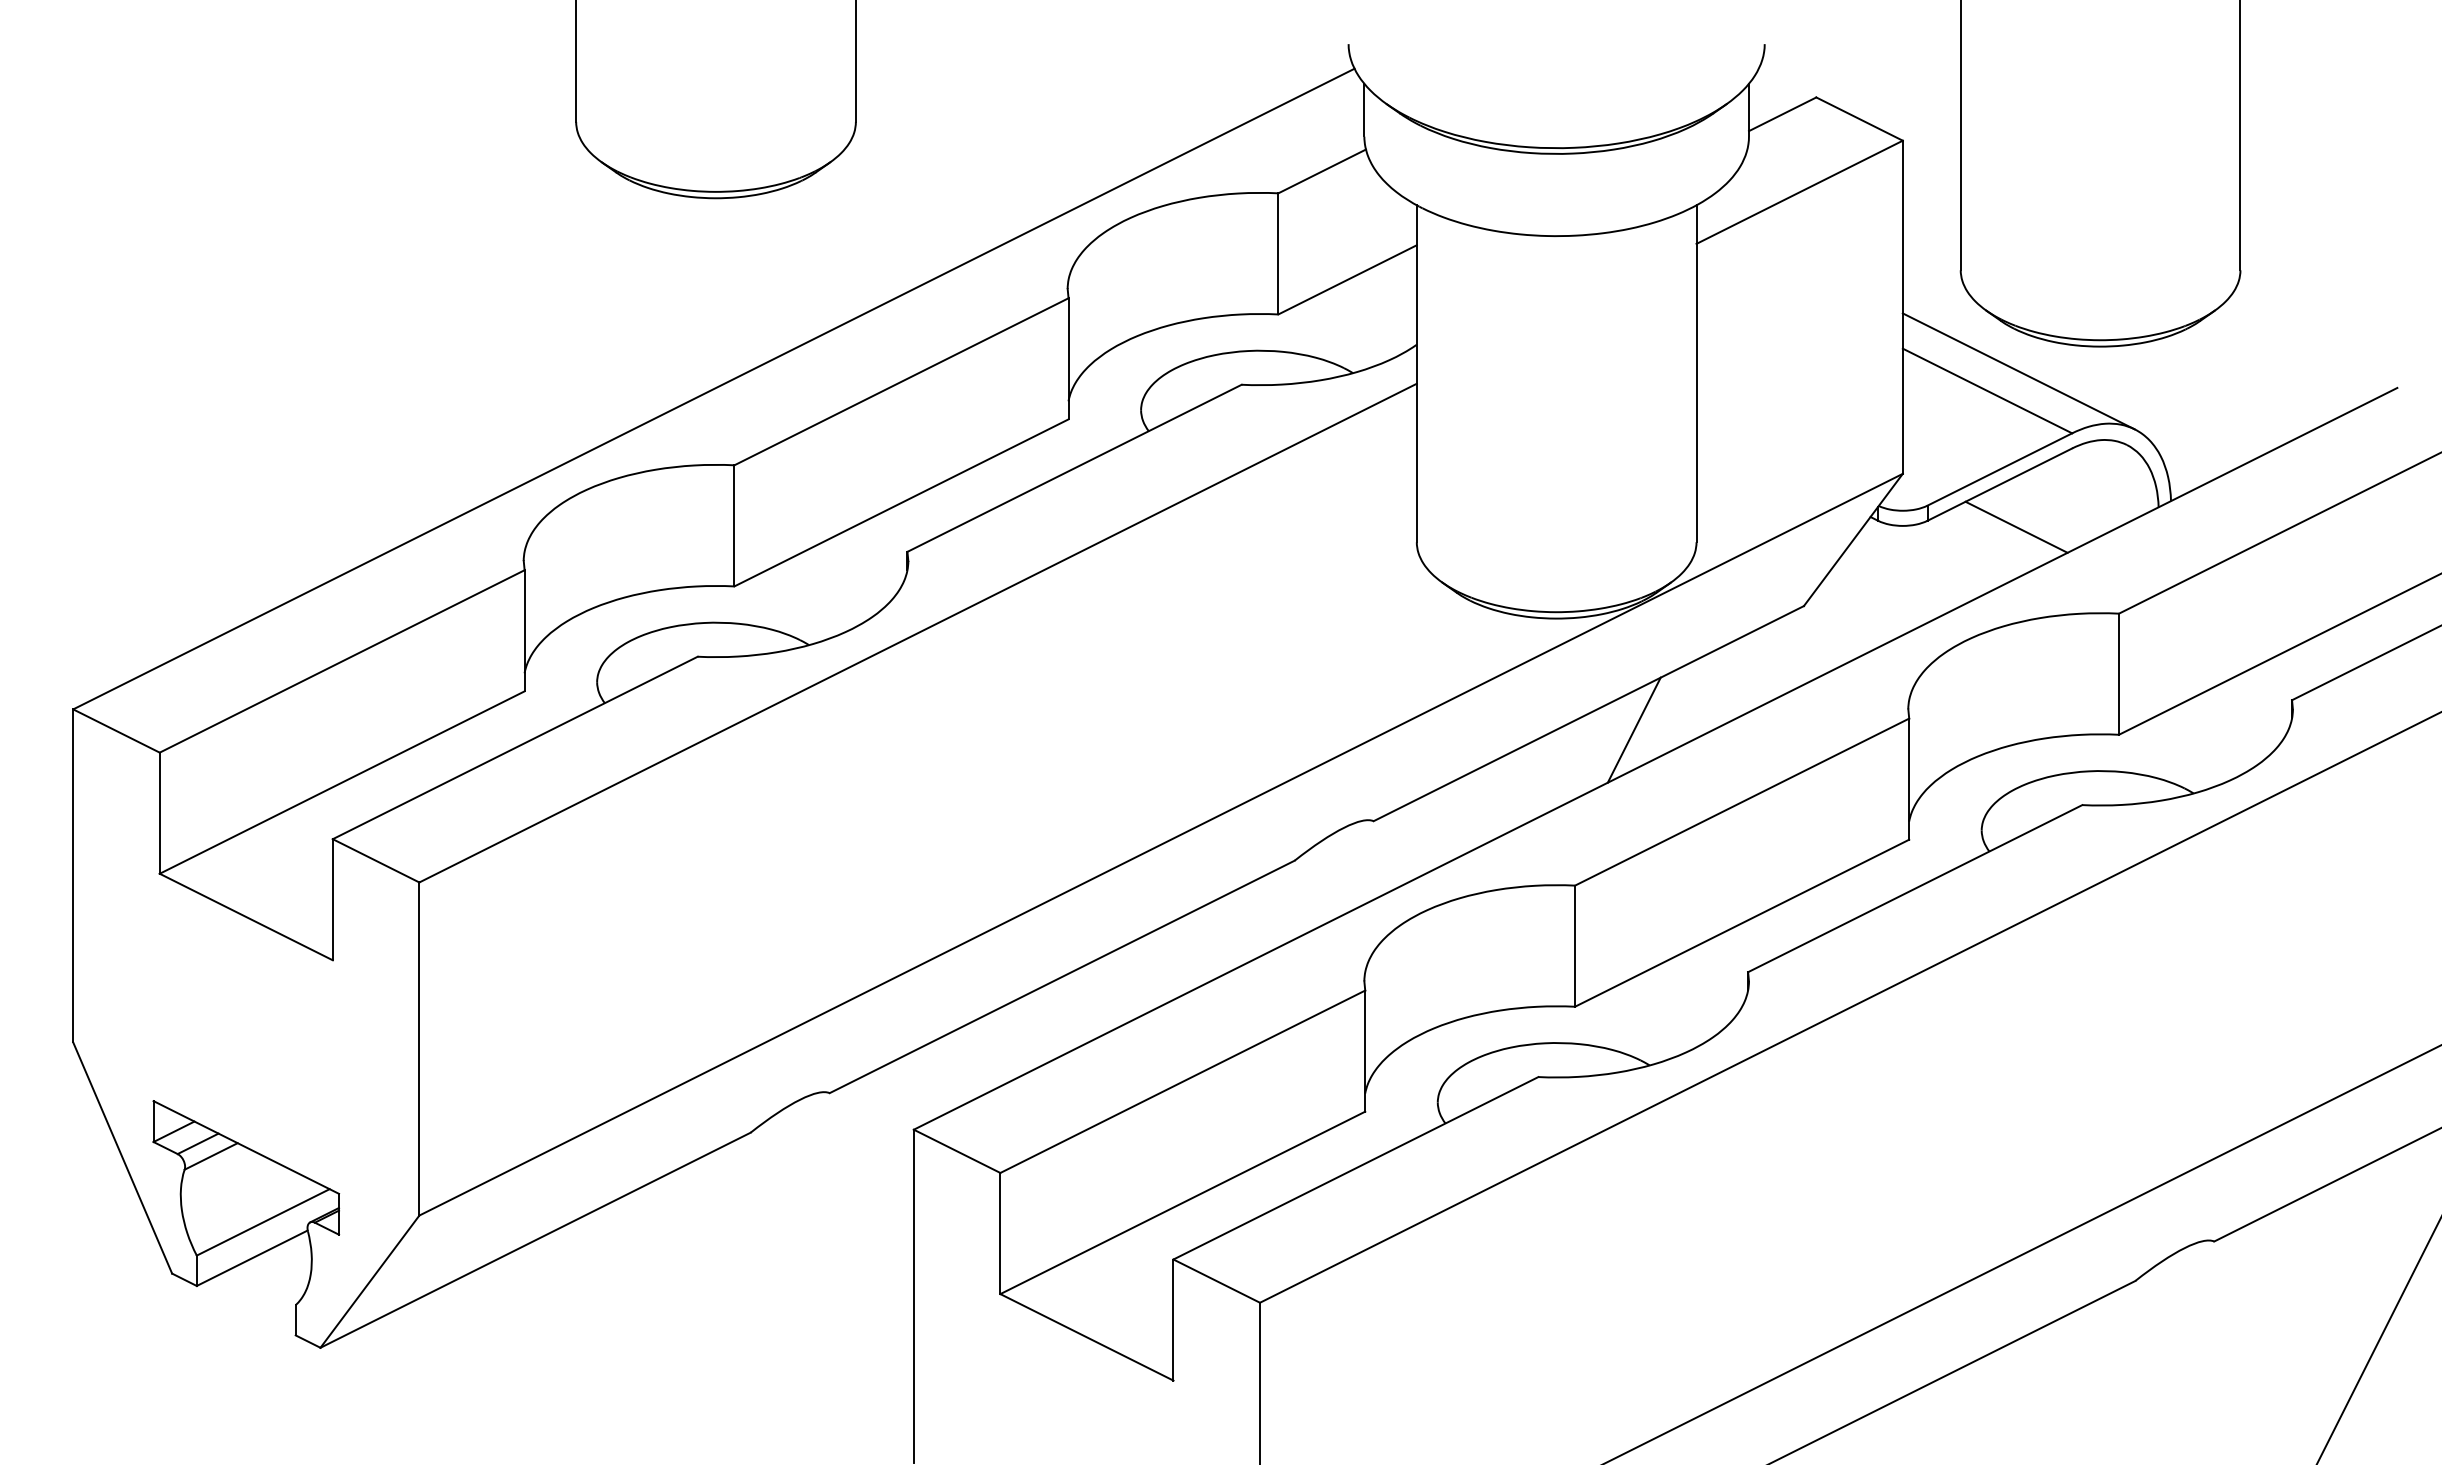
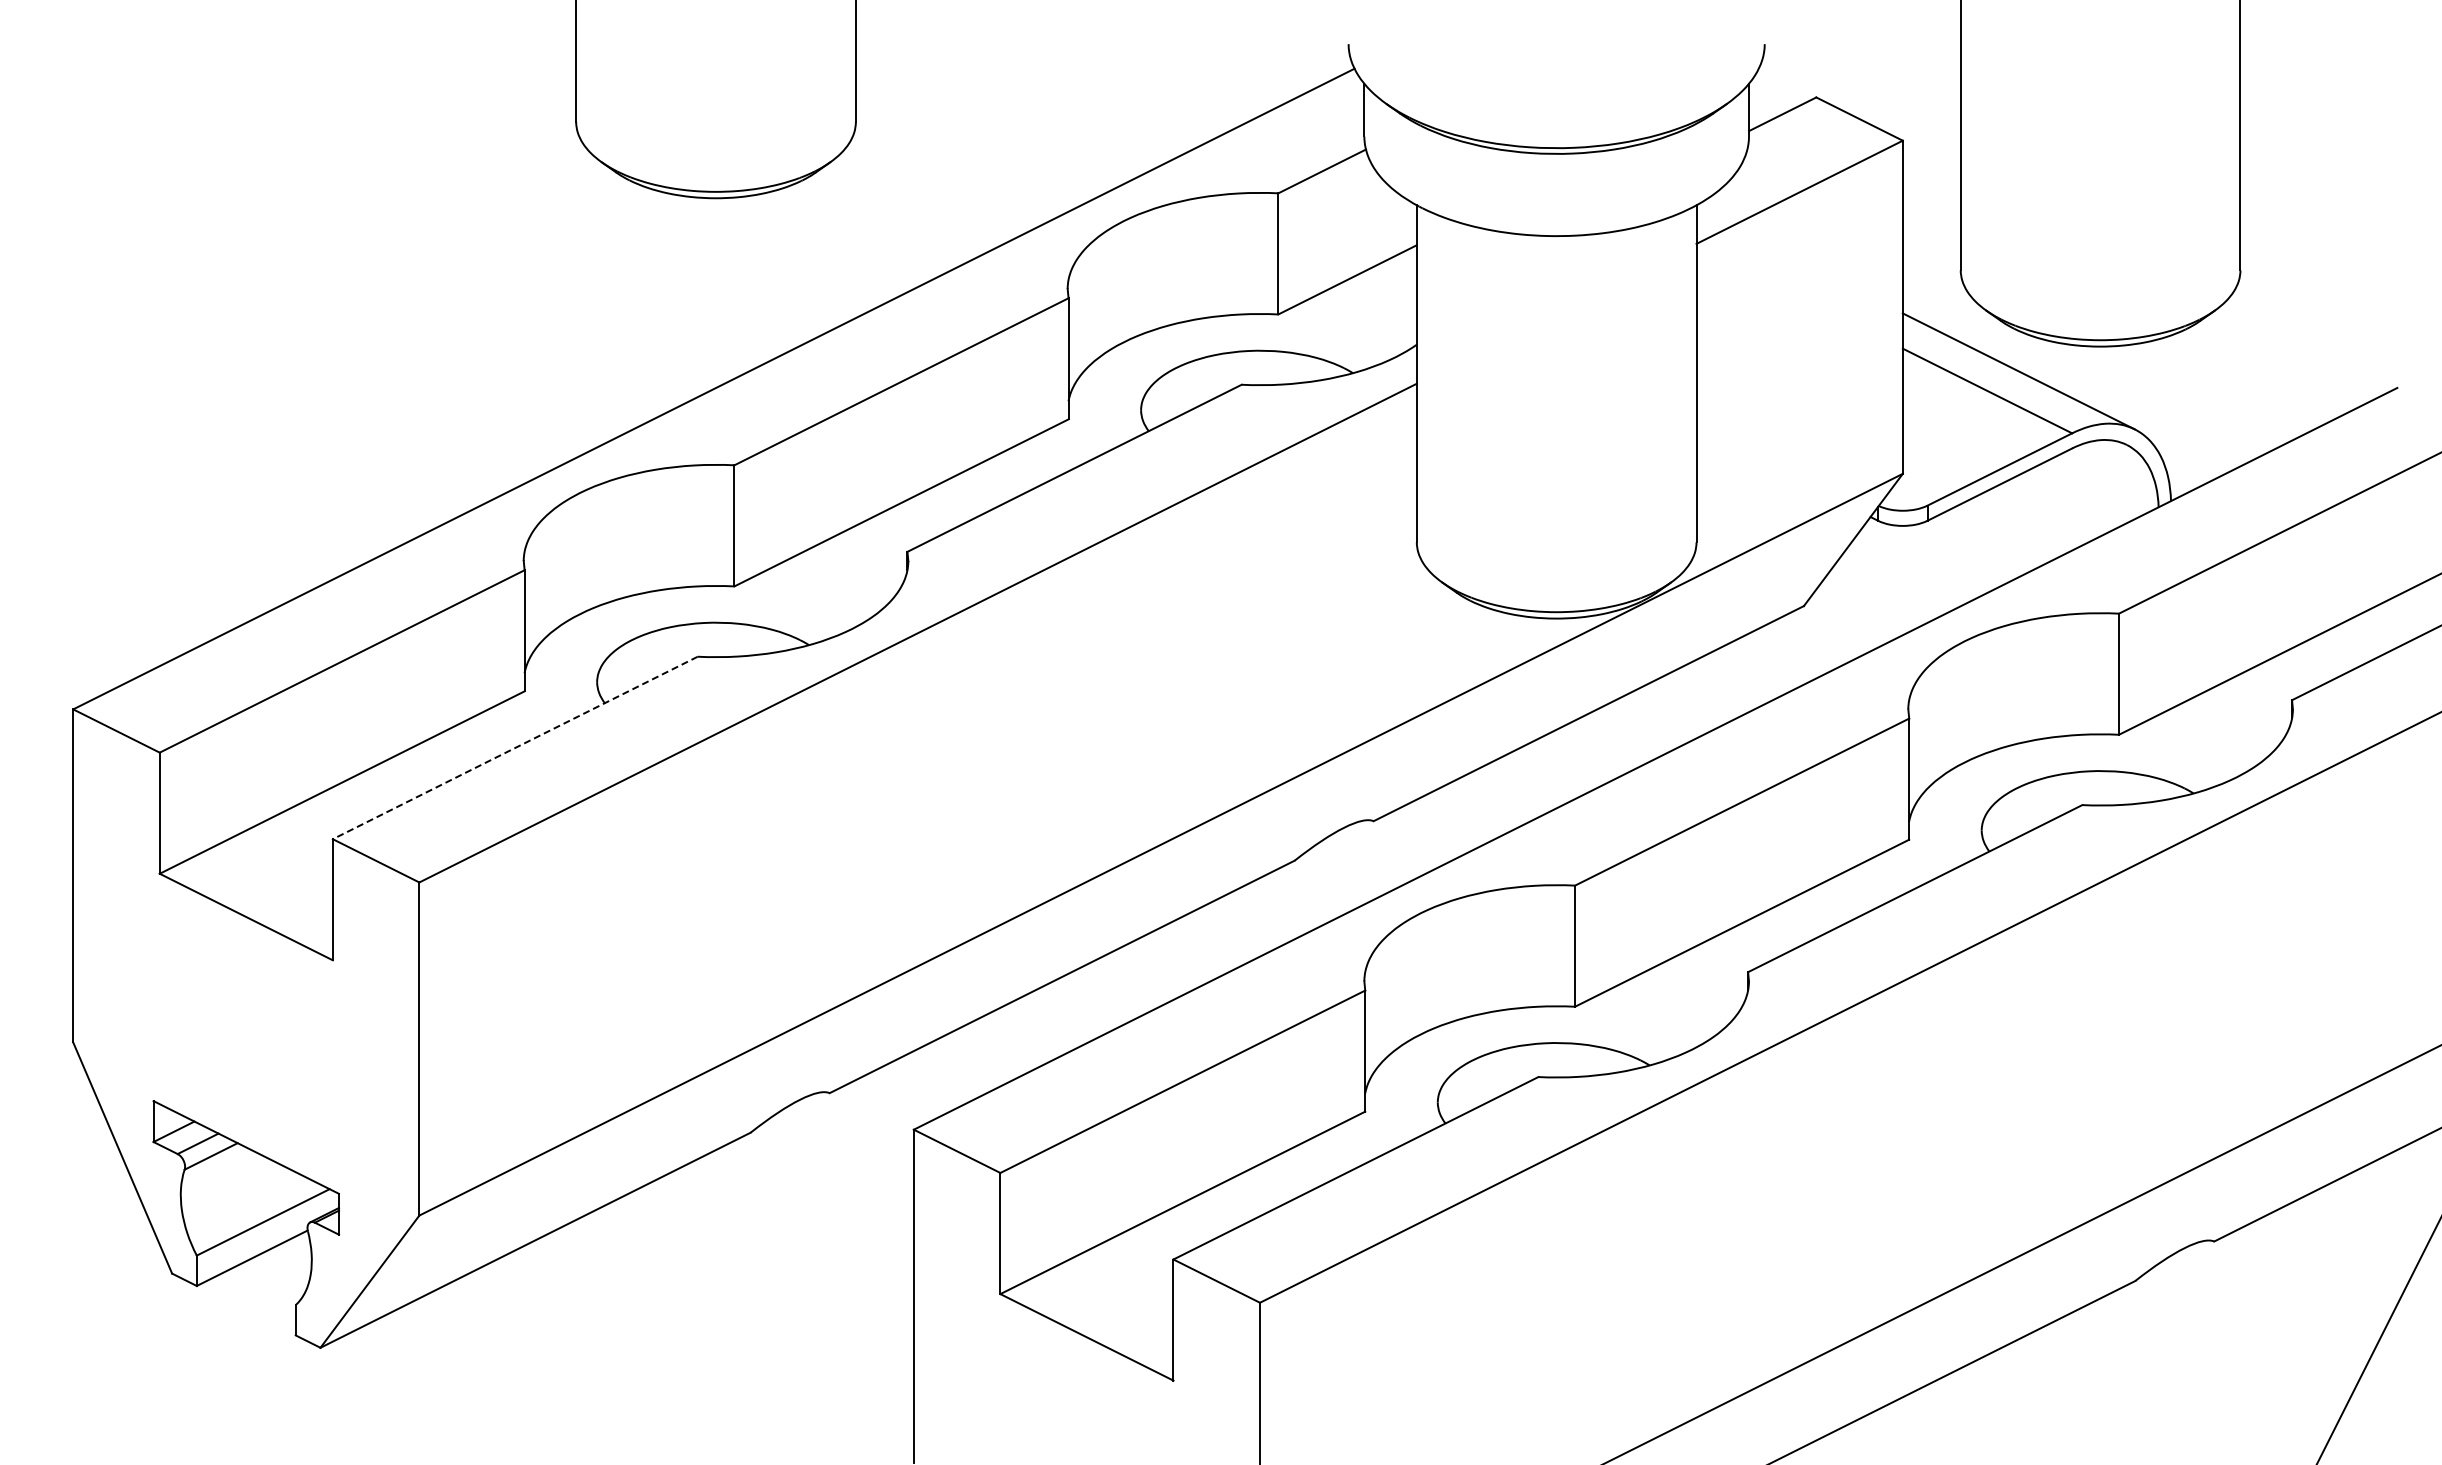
line: present -> none (2016, 526)
line: present -> none (1633, 729)
line: solid -> dashed (515, 747)
